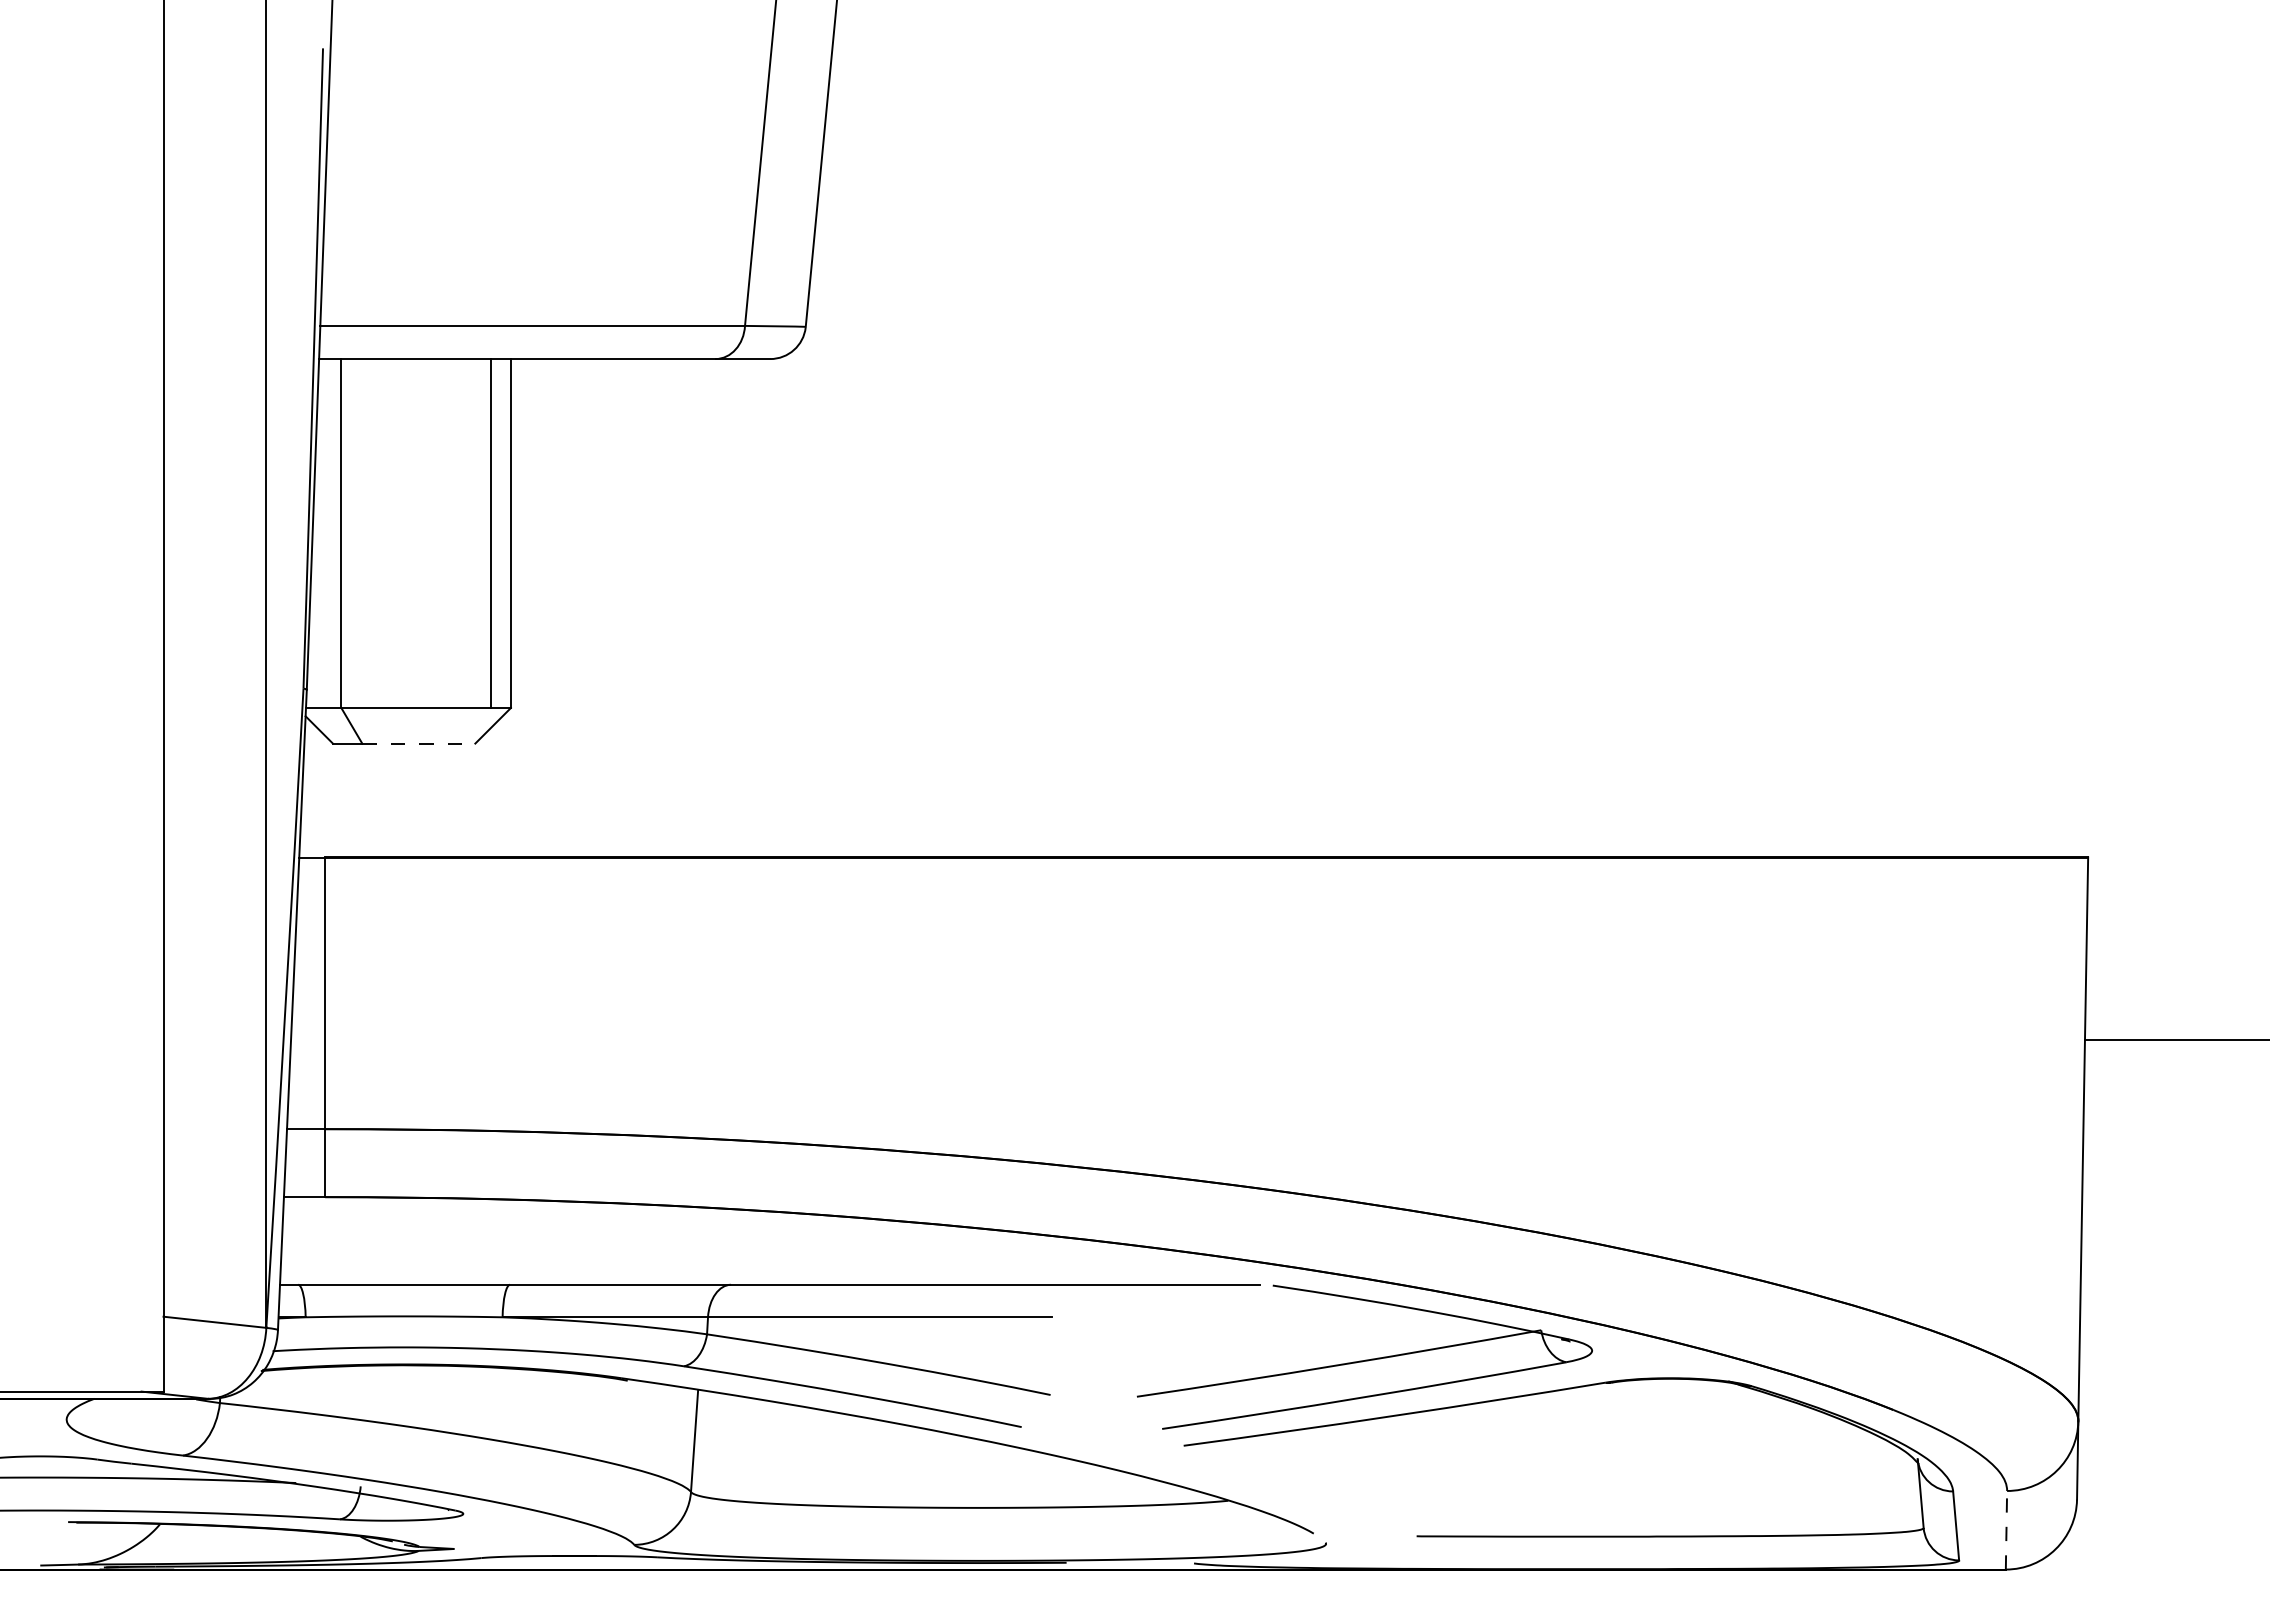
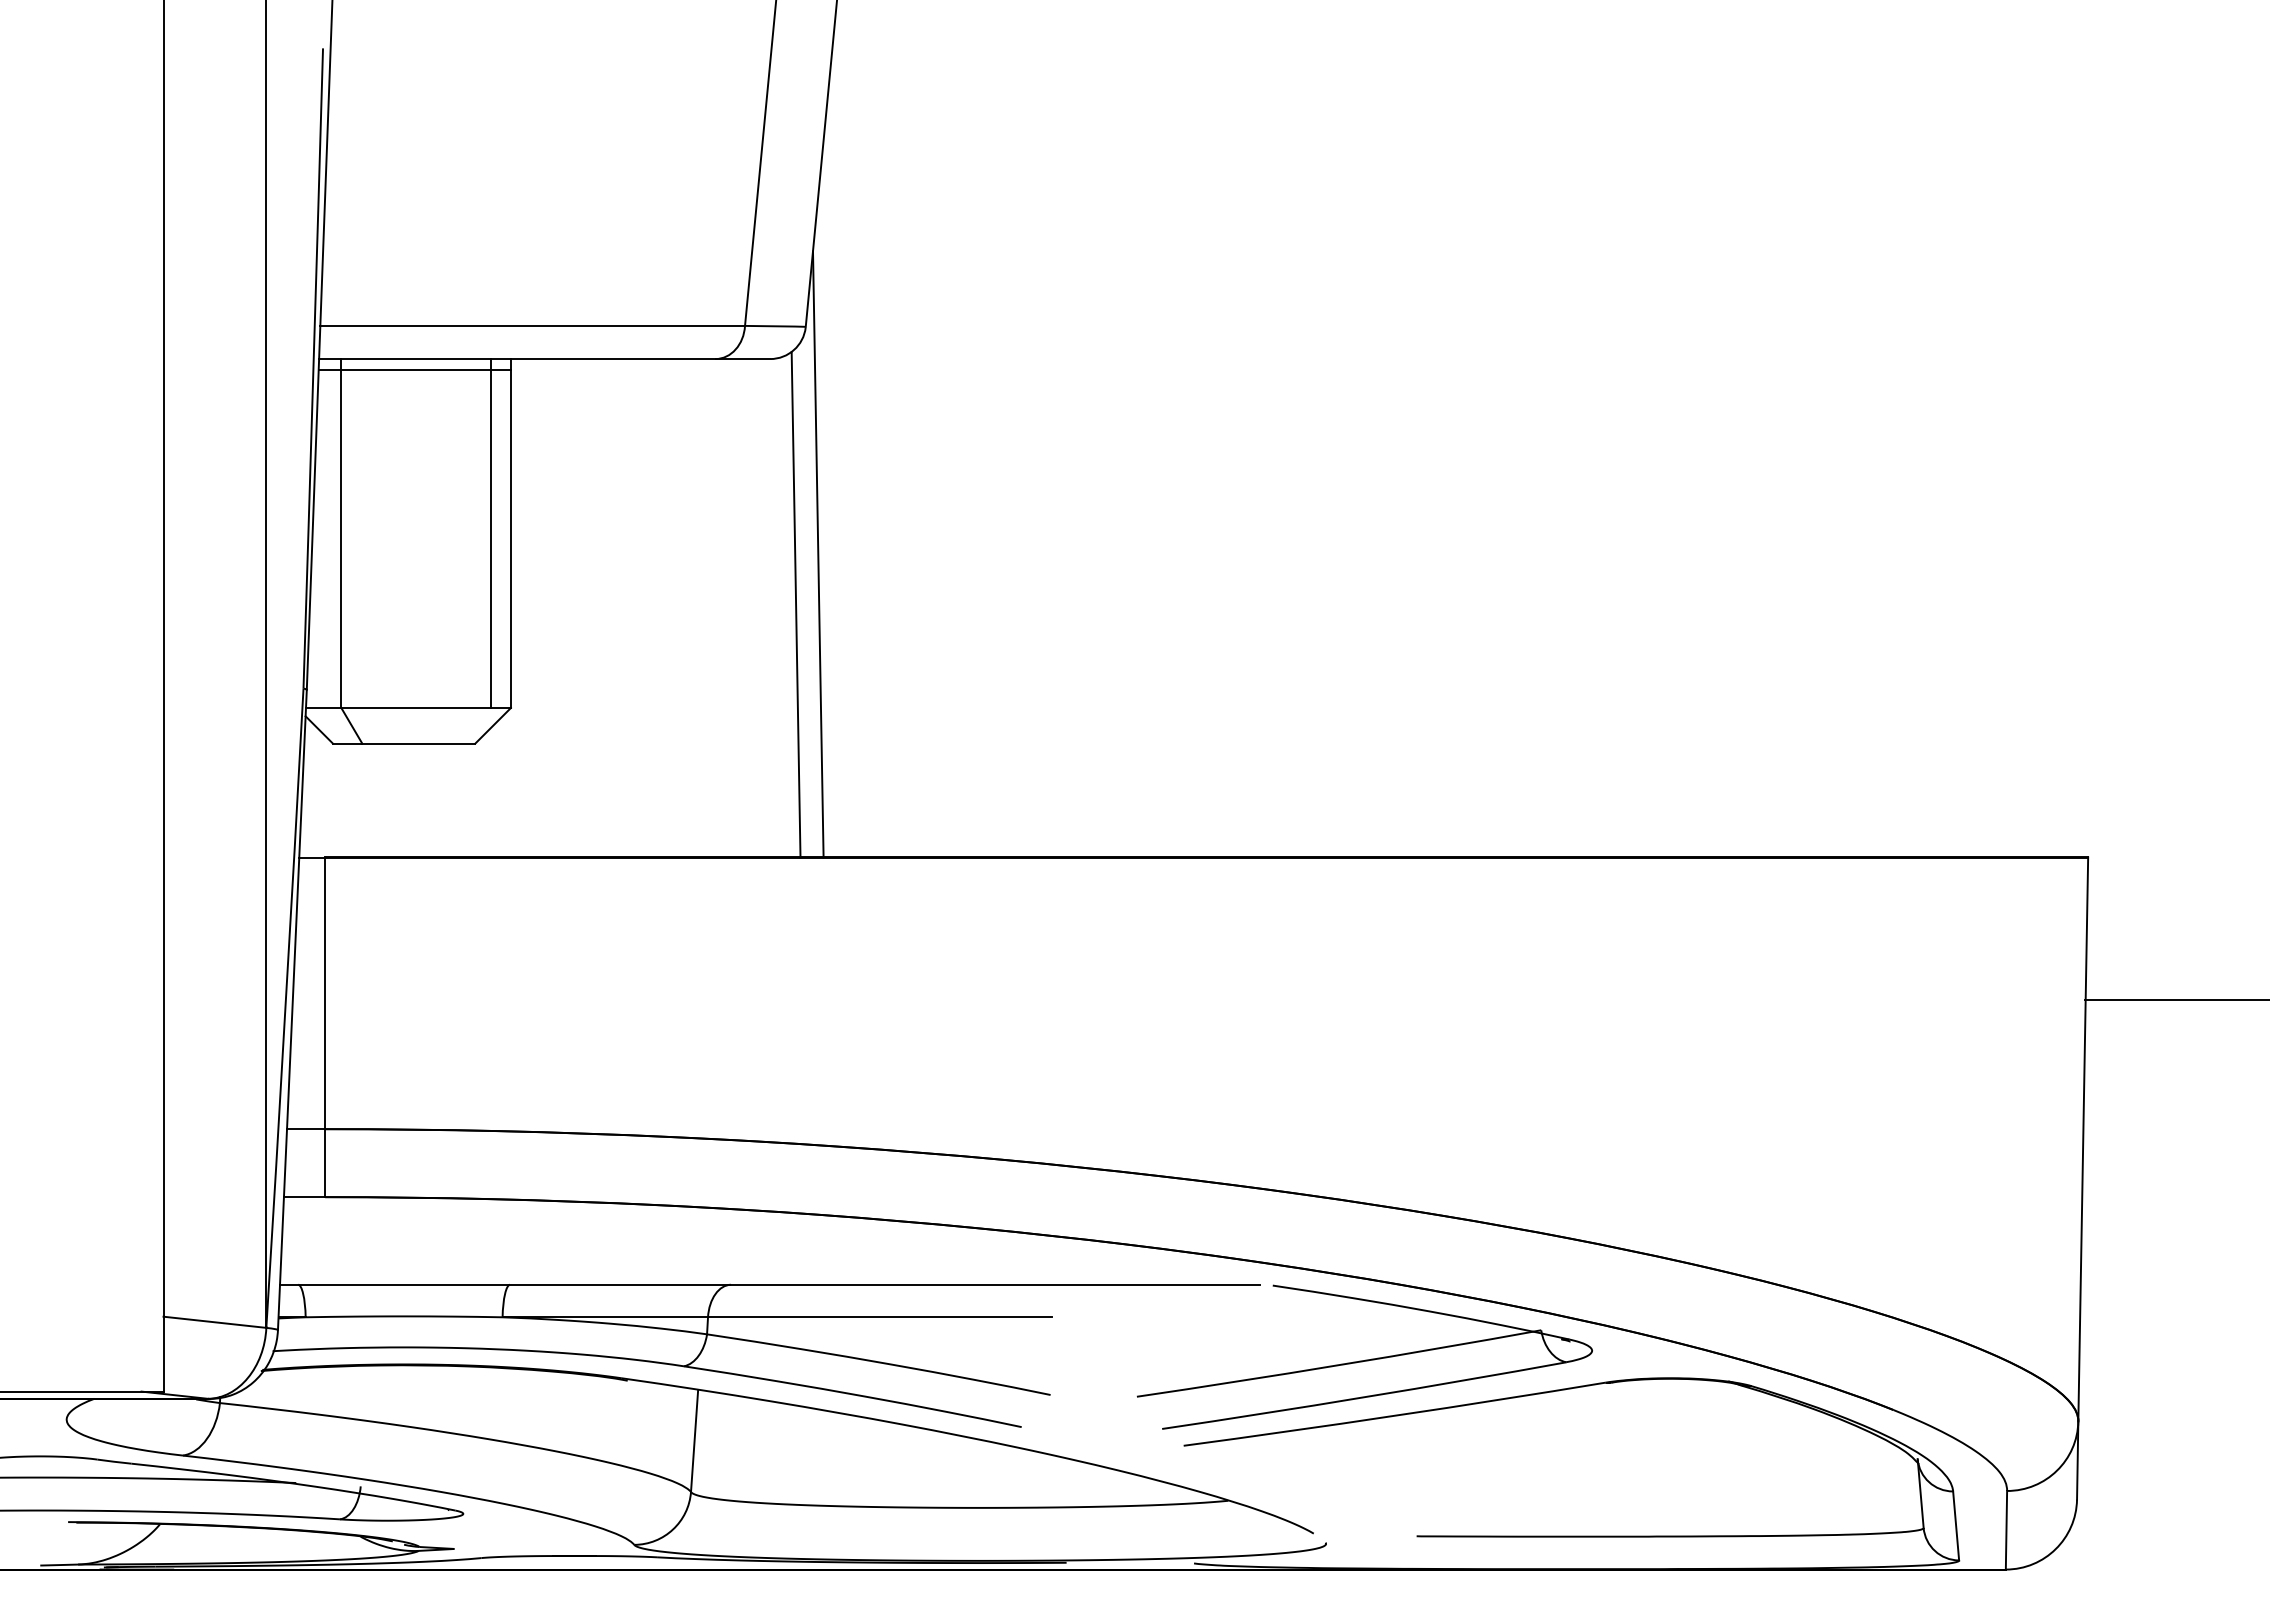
line: none -> present (414, 369)
line: none -> present (818, 554)
line: none -> present (795, 604)
line: dashed -> solid (418, 743)
line position: (2175, 1039) -> (2175, 999) (2175, 999)
line: dashed -> solid (2006, 1529)
